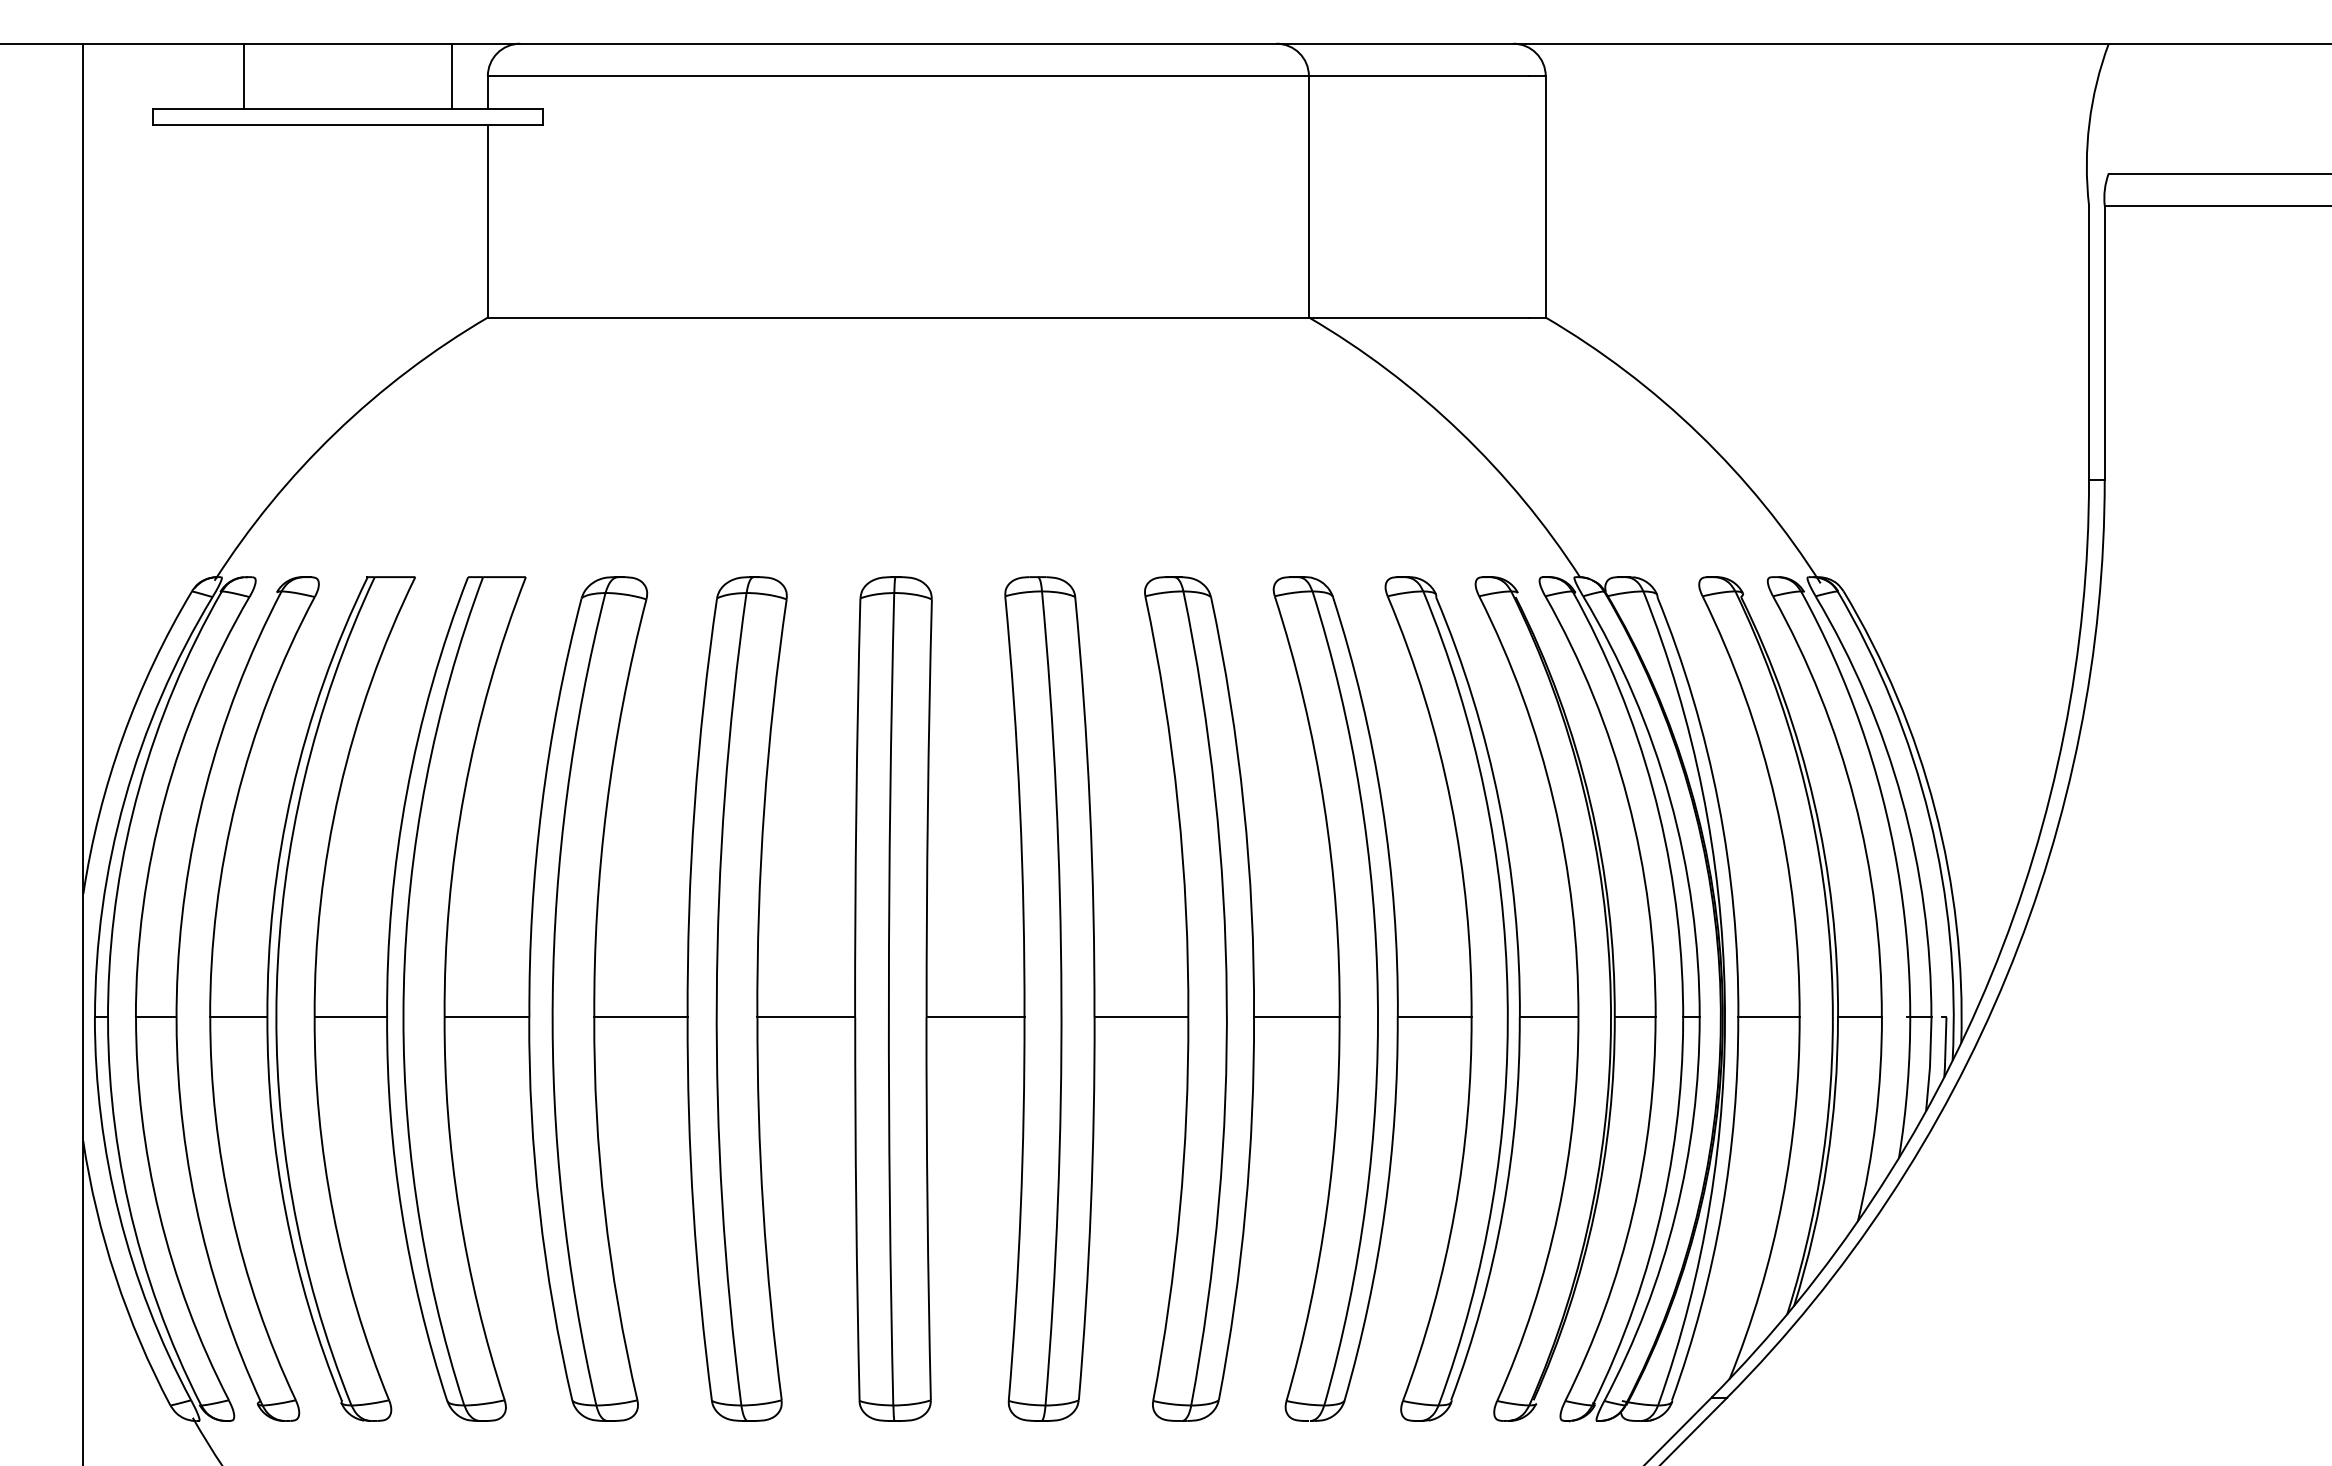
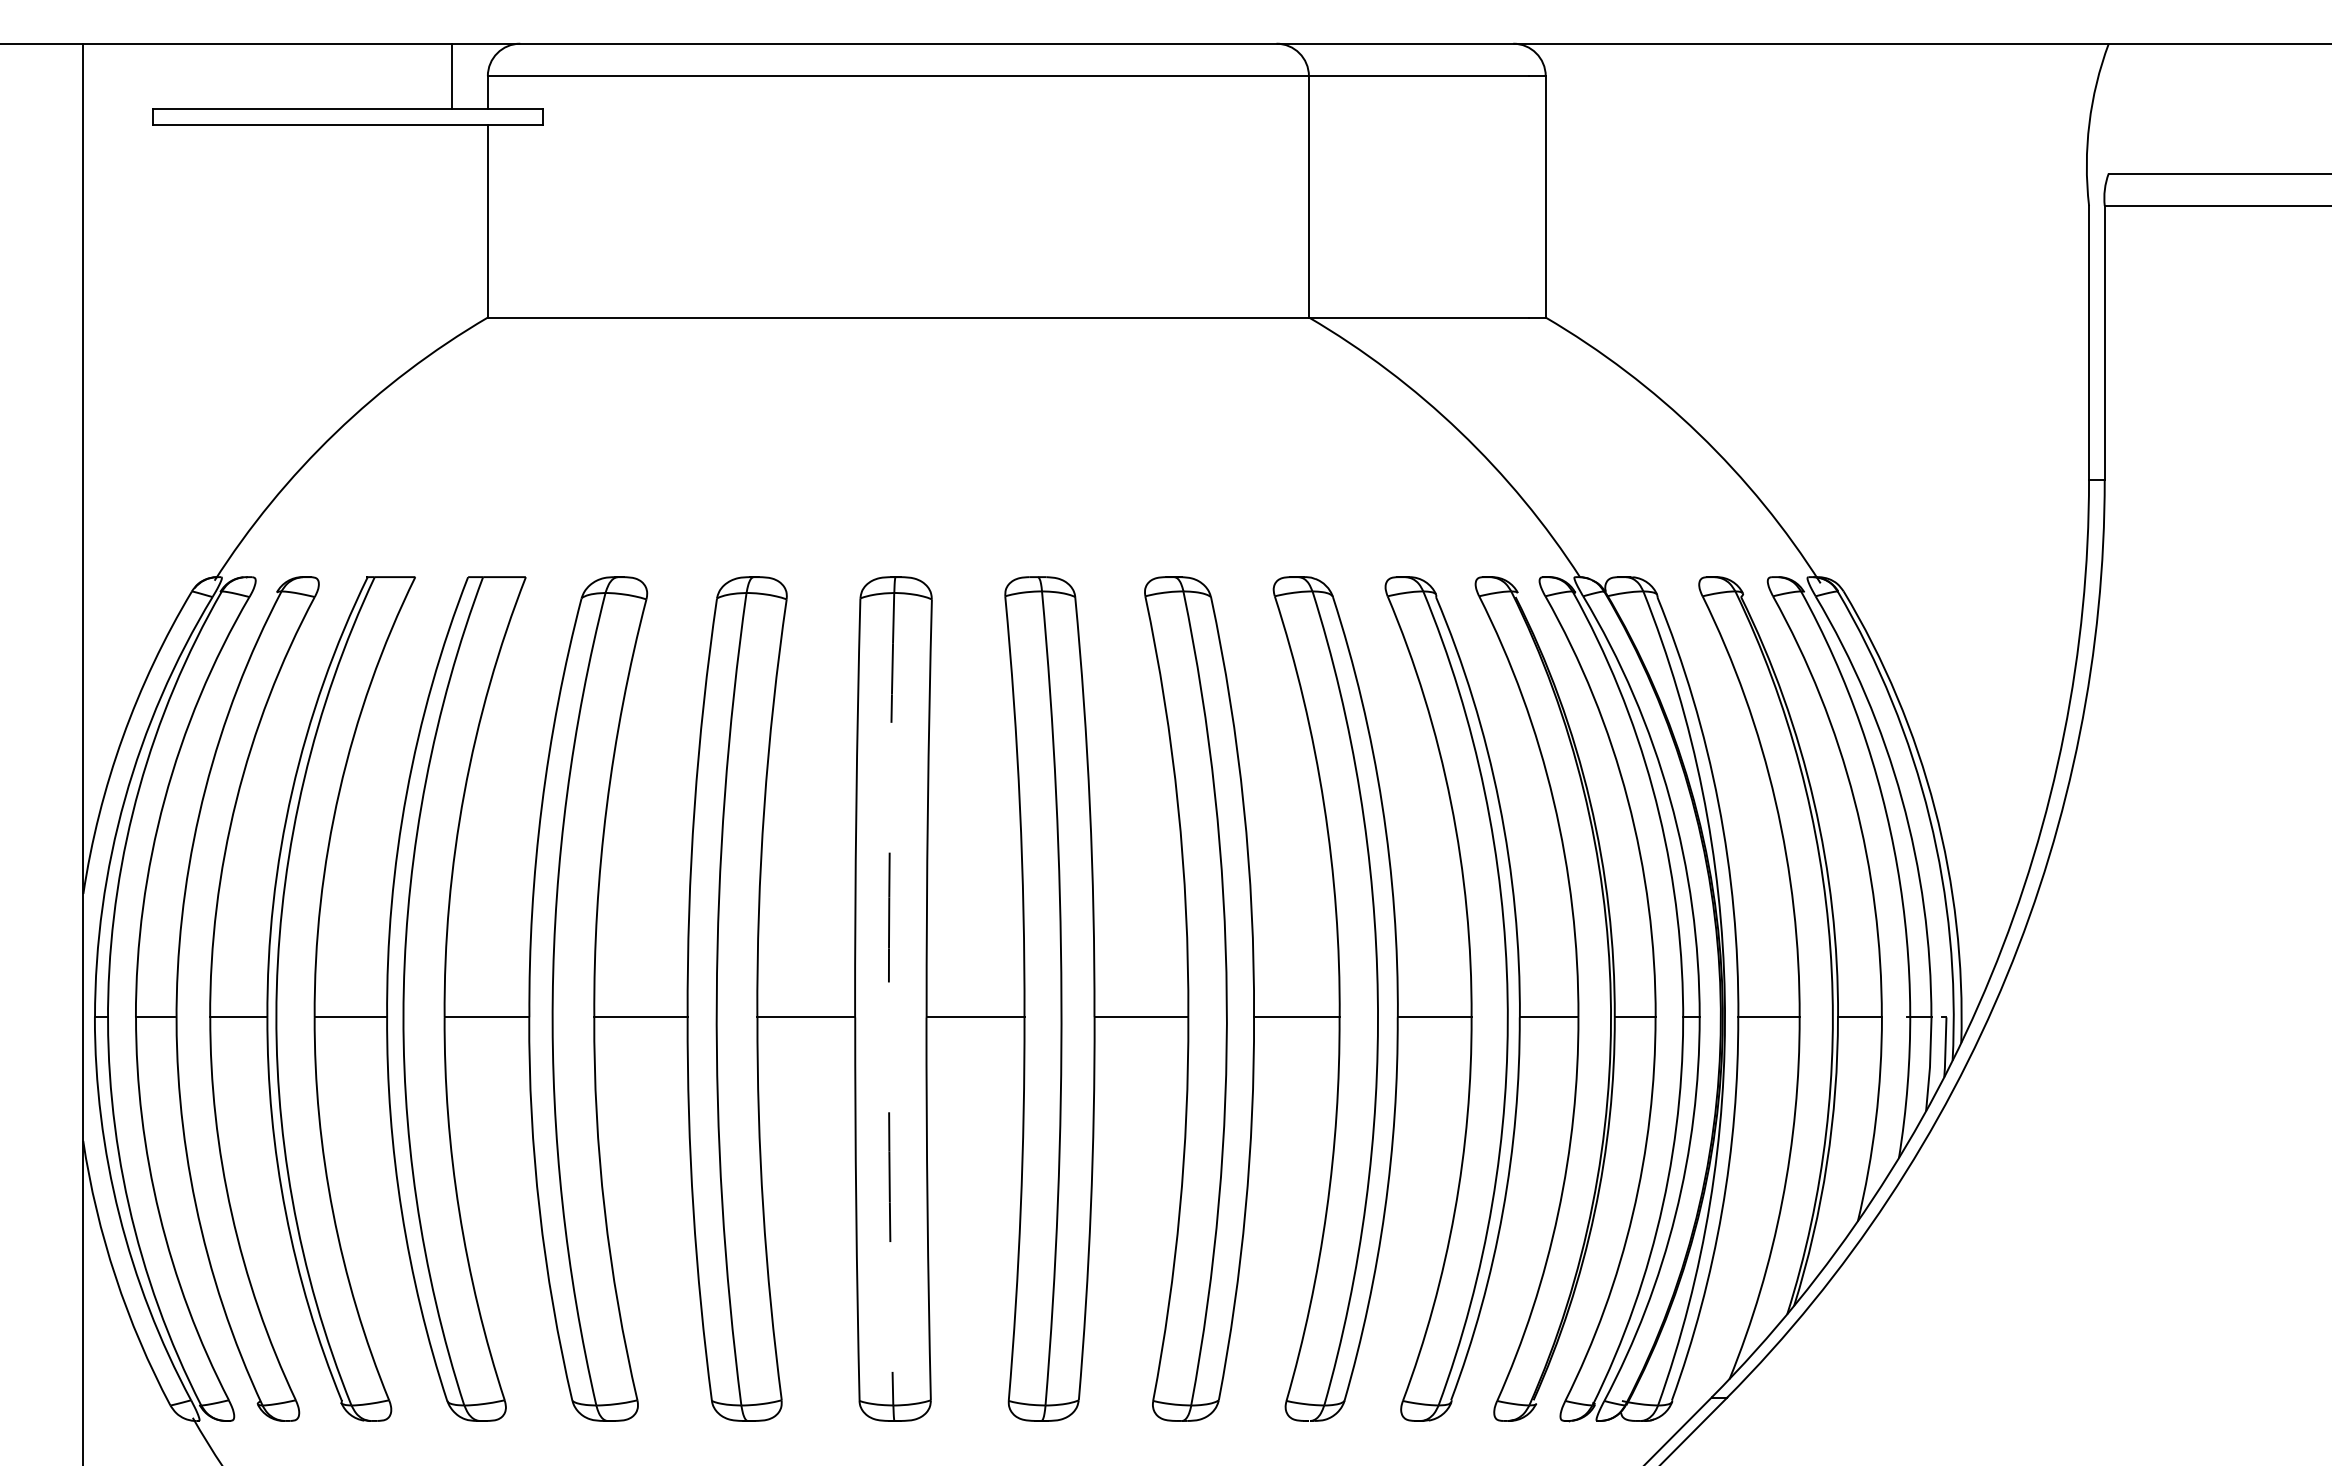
line: present -> none (244, 75)
arc: solid -> dashed (888, 999)
